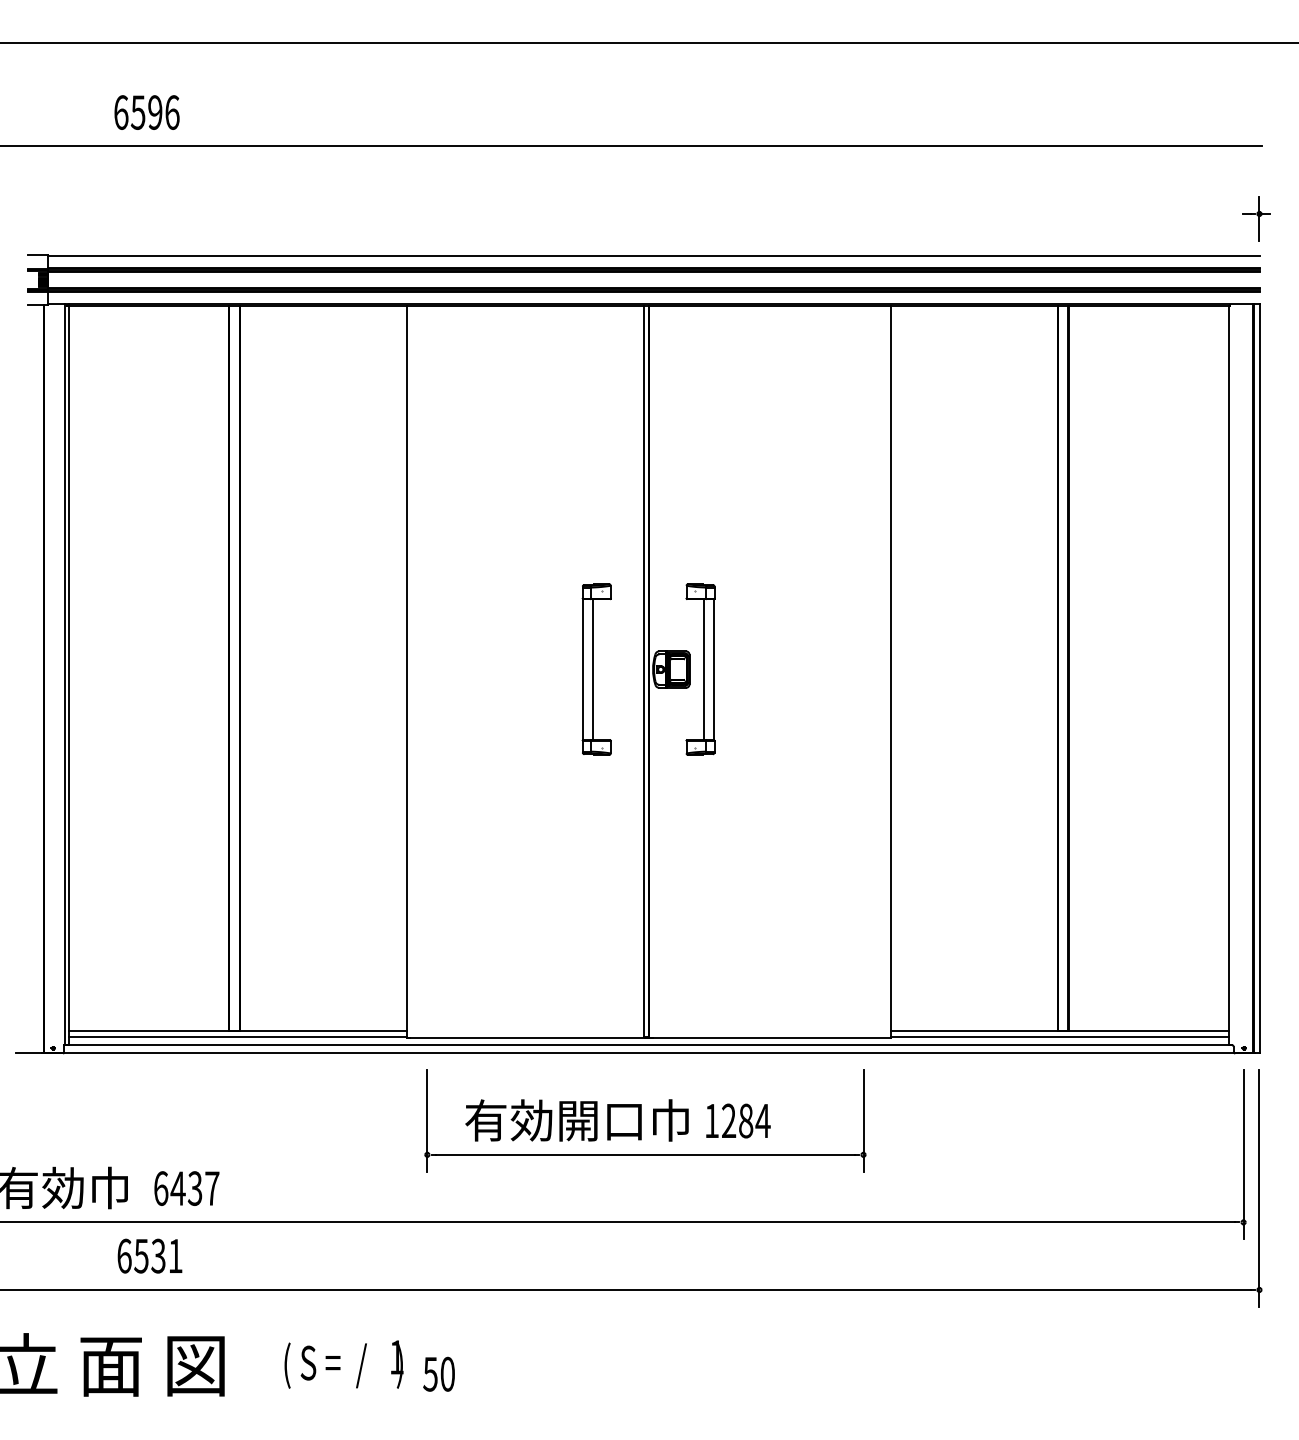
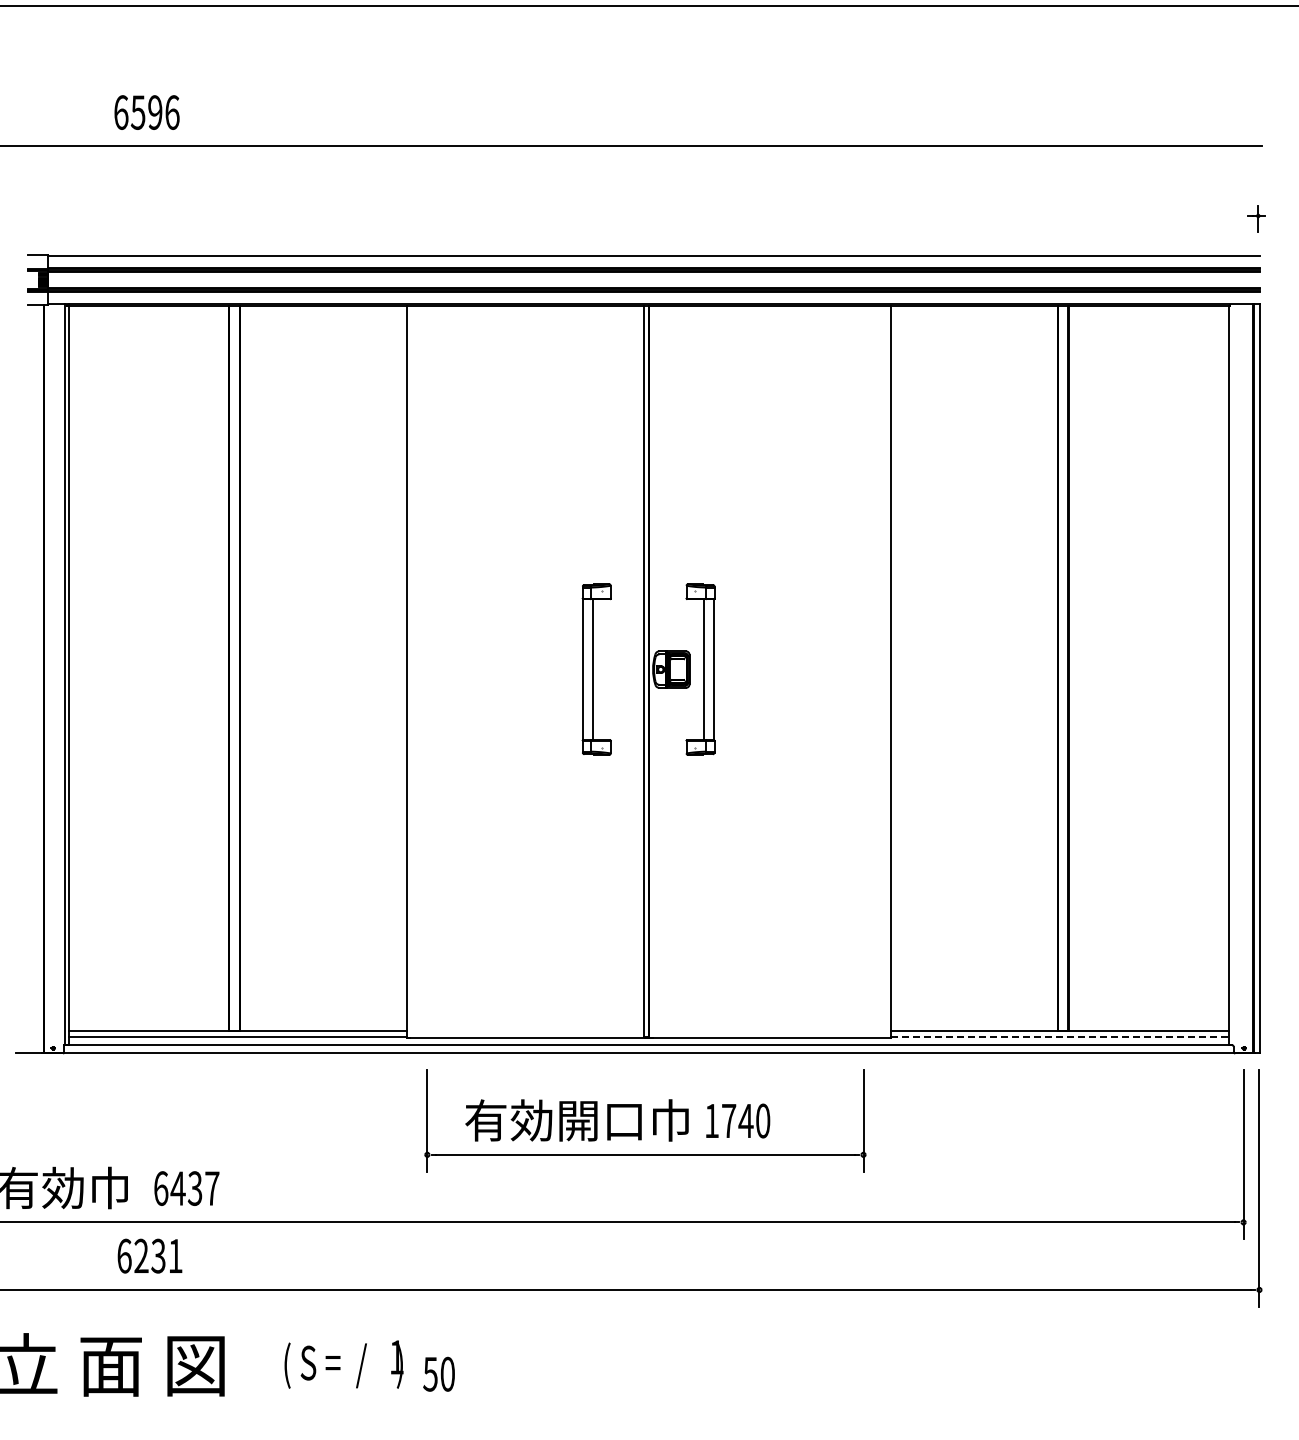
line position: (648, 43) -> (648, 6) (648, 6)
part size: 29x46 px -> 19x28 px (1256, 218)
line: solid -> dashed (1060, 1037)
text: 1284 -> 1740 (746, 1120)
text: 6531 -> 6231 (141, 1255)
